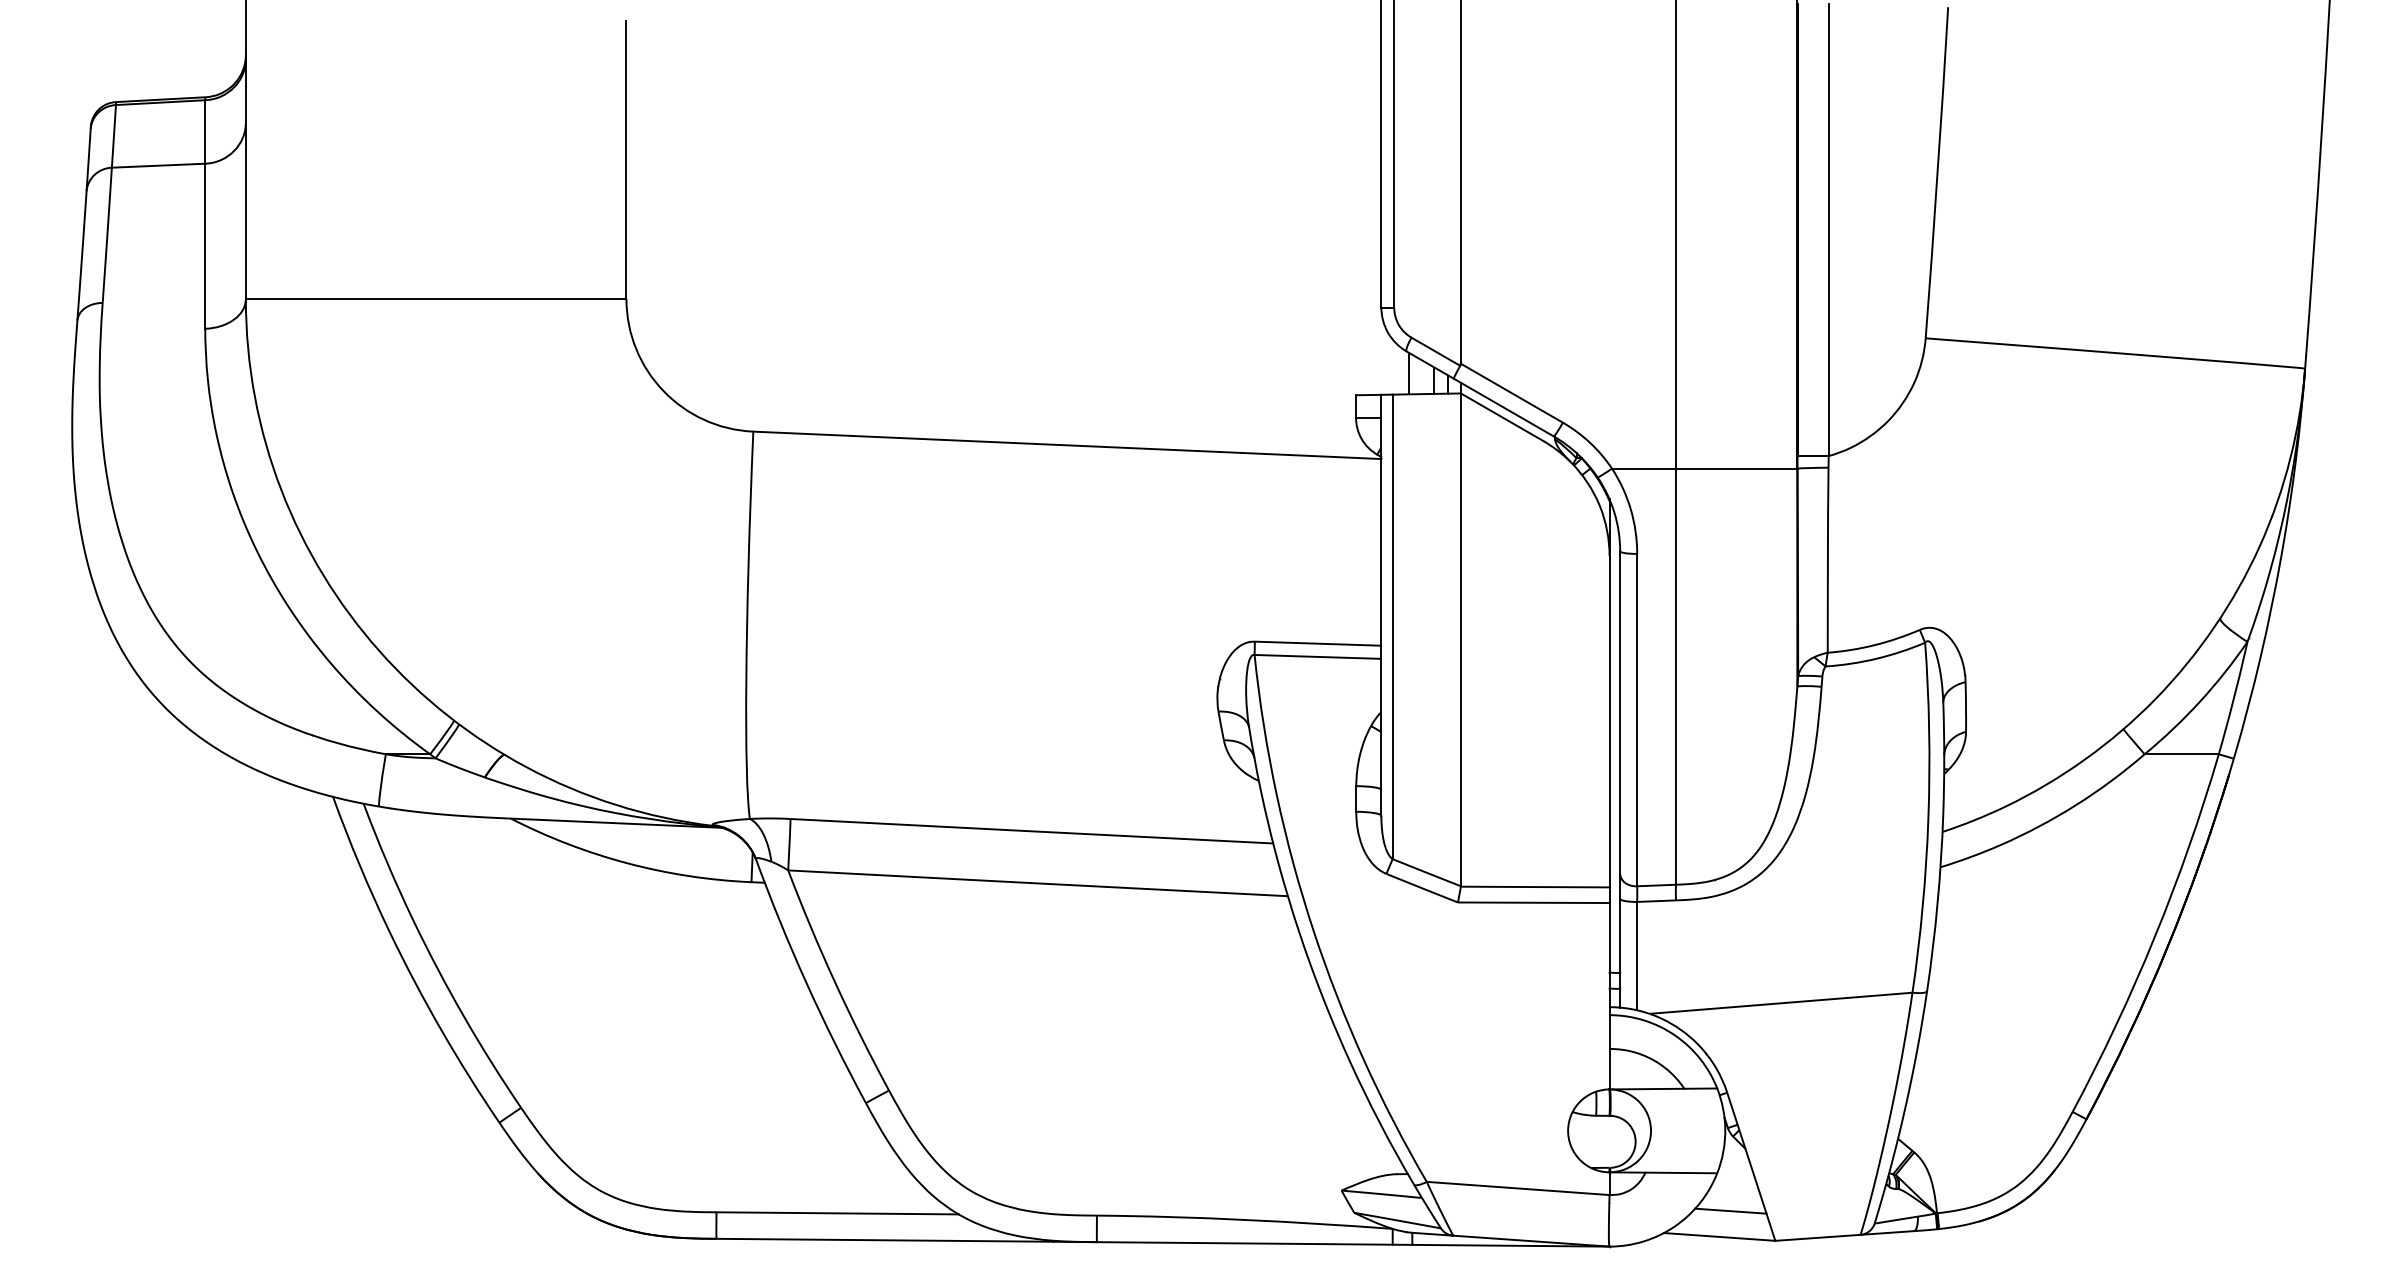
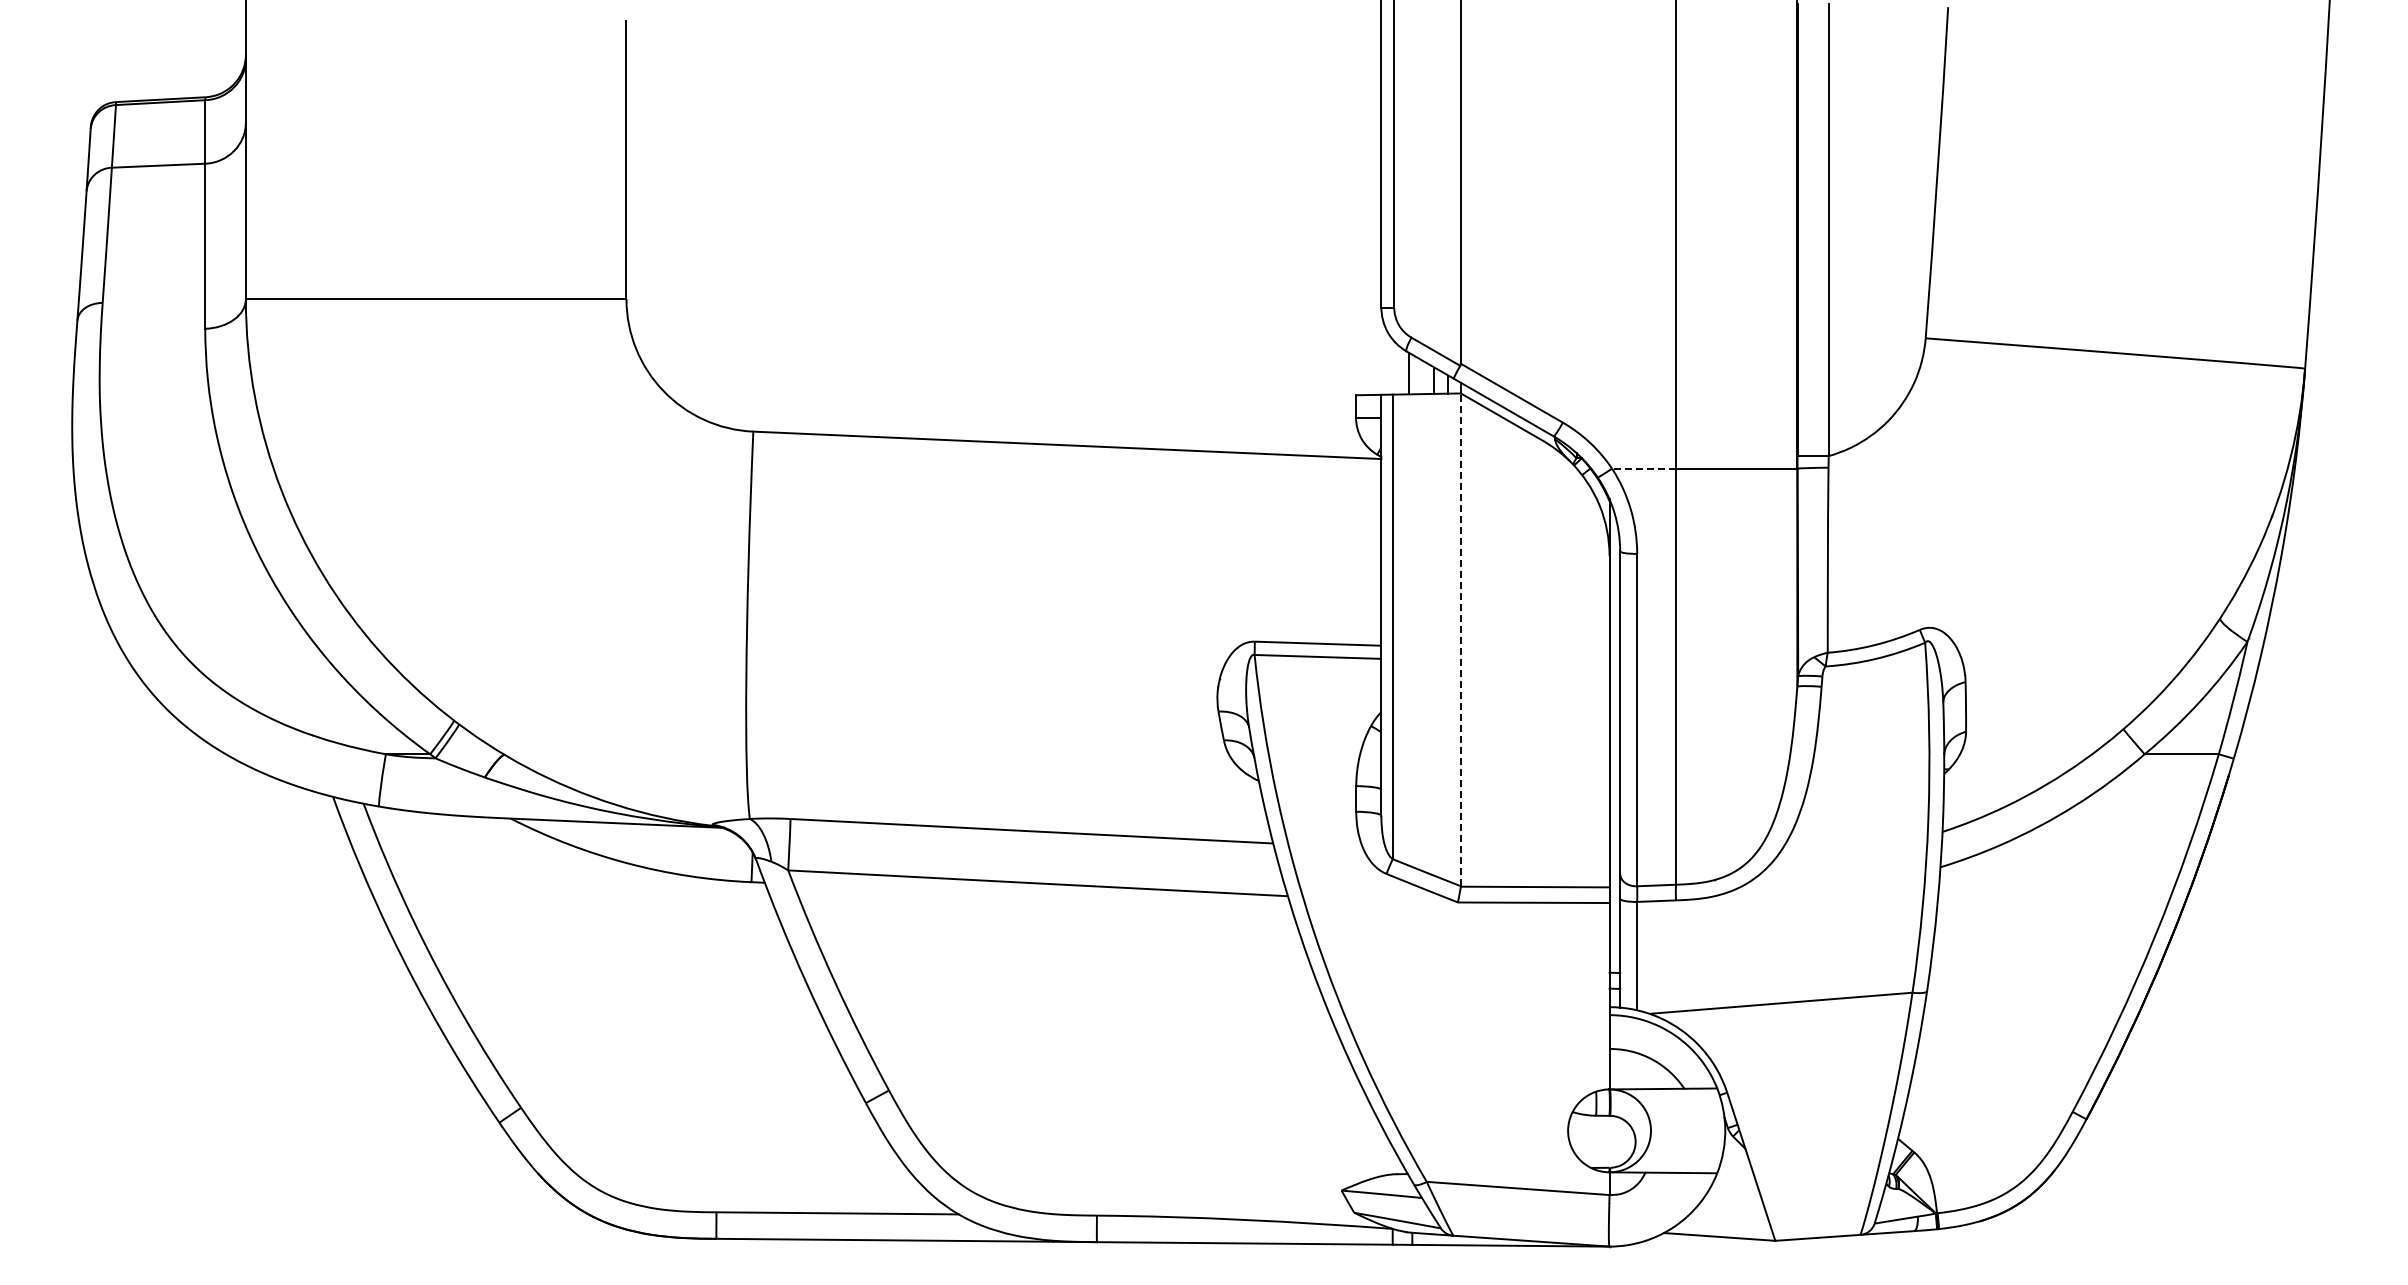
line: solid -> dashed (1644, 468)
line: solid -> dashed (1460, 639)
line: present -> none (1730, 1210)
